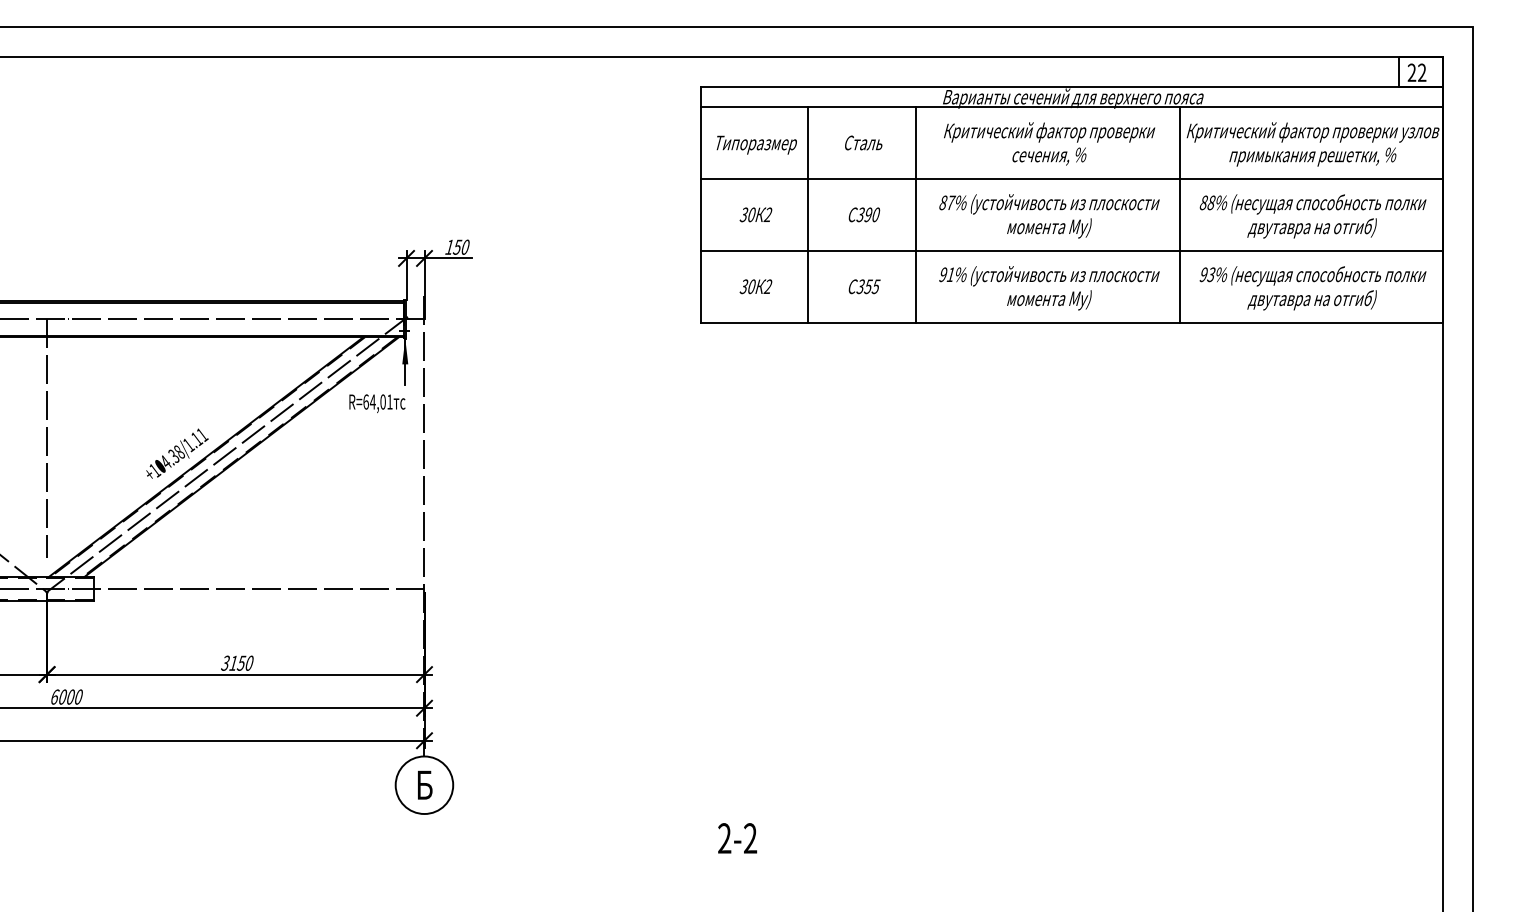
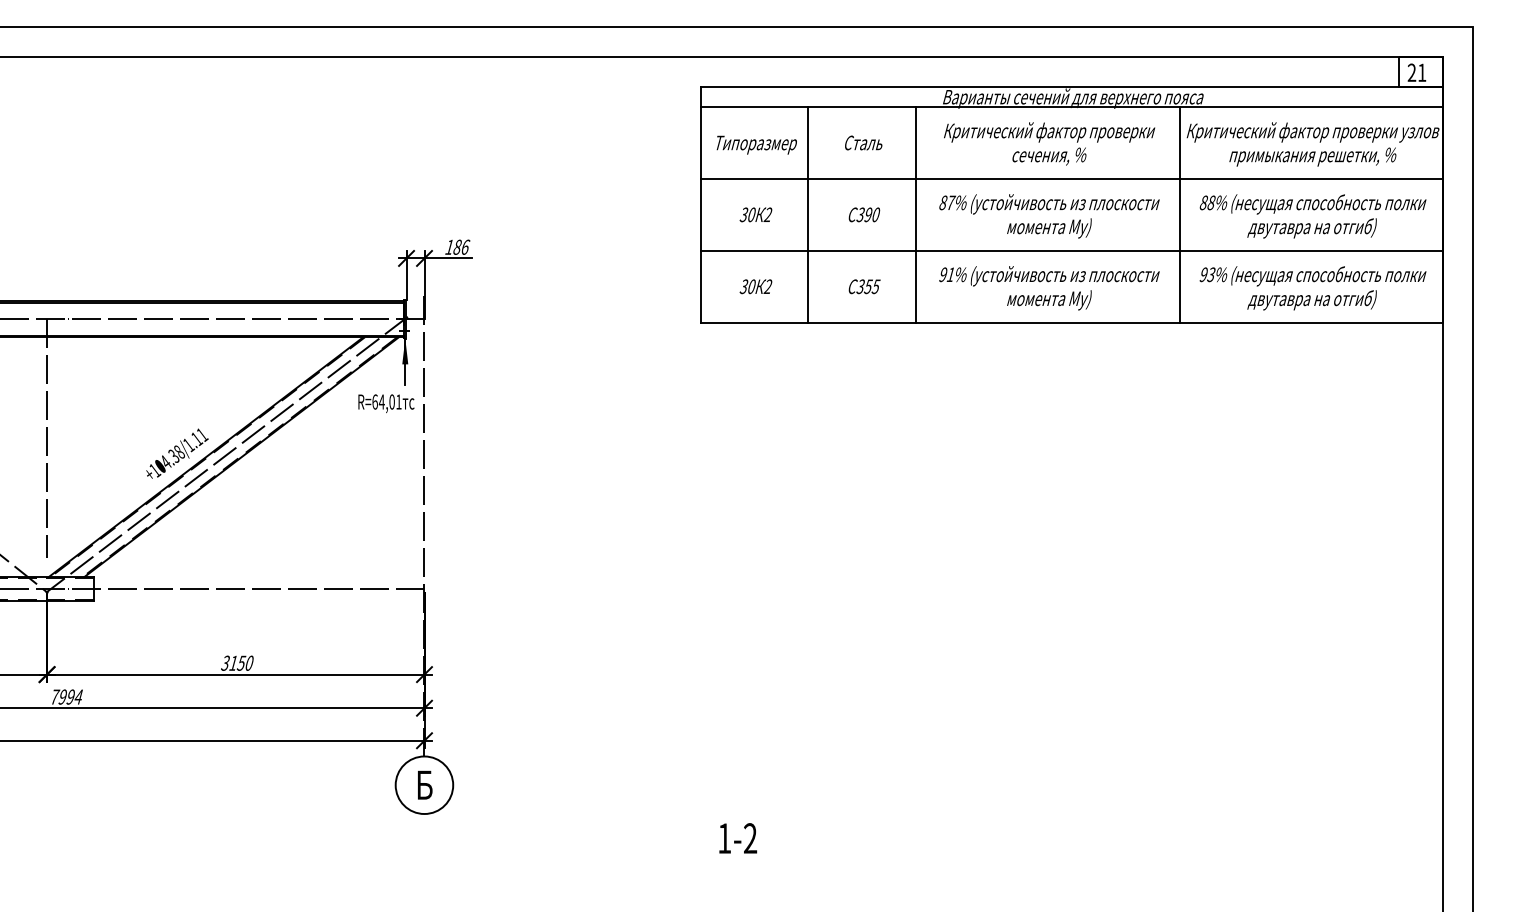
text: 22 -> 21 (1422, 72)
text: 150 -> 186 (461, 246)
text position: (377, 403) -> (386, 403) (386, 403)
text: 6000 -> 7994 (66, 696)
text: 2-2 -> 1-2 (724, 838)
